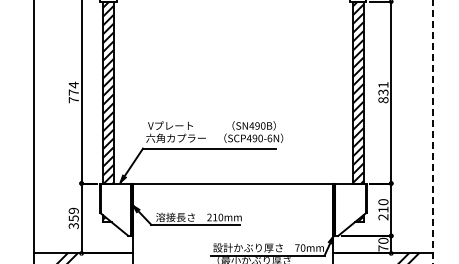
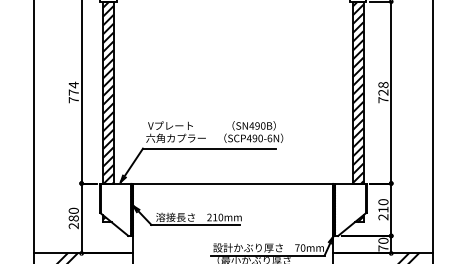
text: 831 -> 728 (383, 92)
line: dashed -> solid (433, 132)
text: 359 -> 280 (73, 218)
